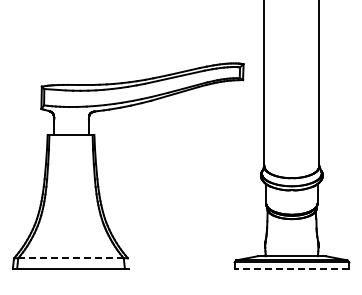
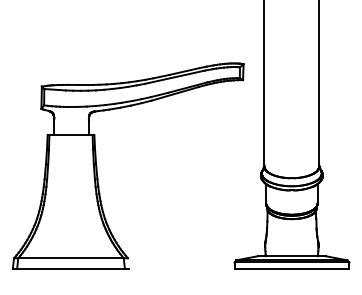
line: dashed -> solid (71, 258)
line: dashed -> solid (291, 268)
